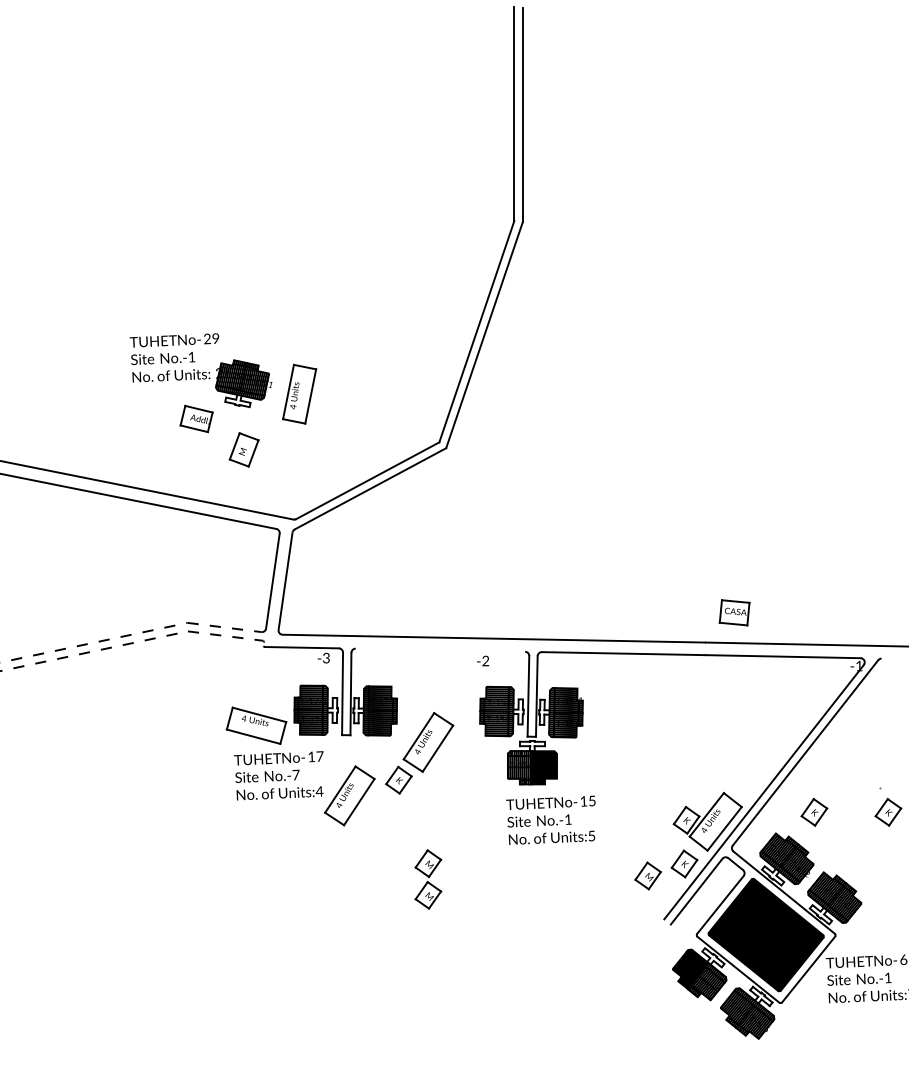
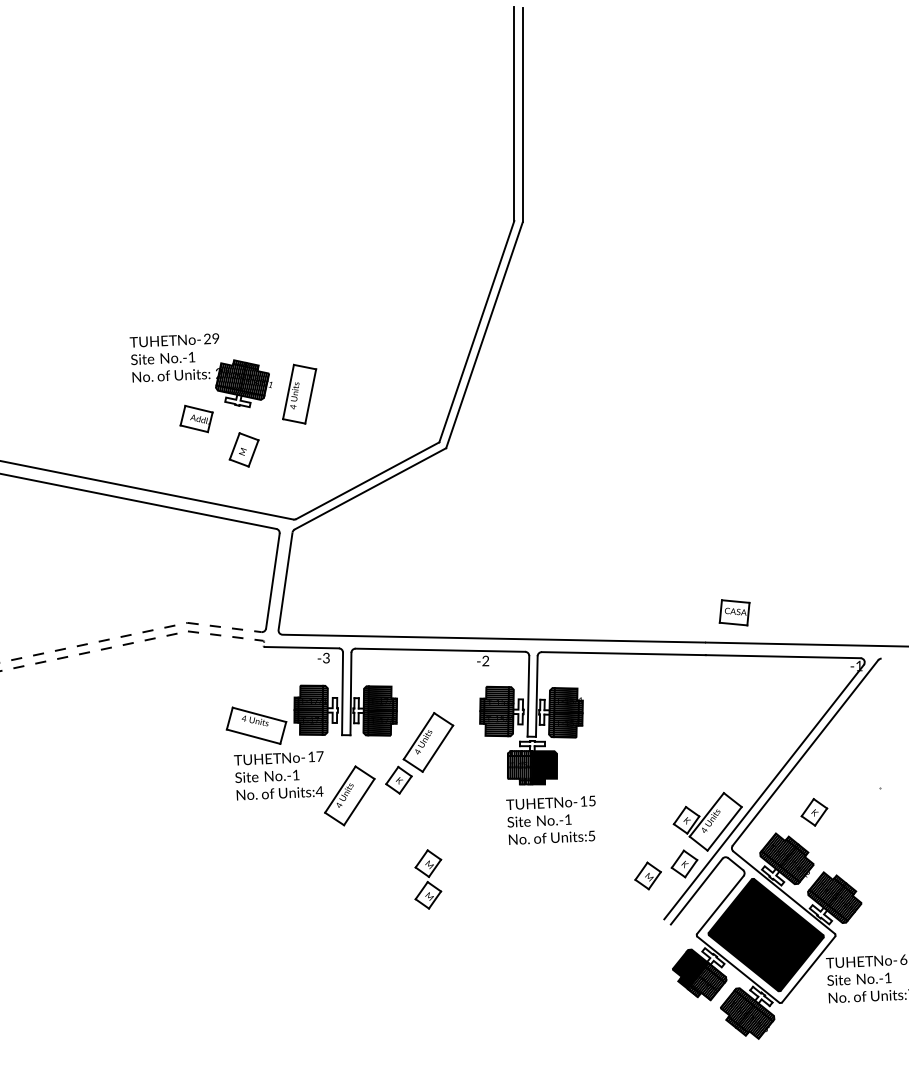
line: none -> present (440, 649)
text: No.-7 -> No.-1 (295, 774)
part: present -> none (888, 812)
